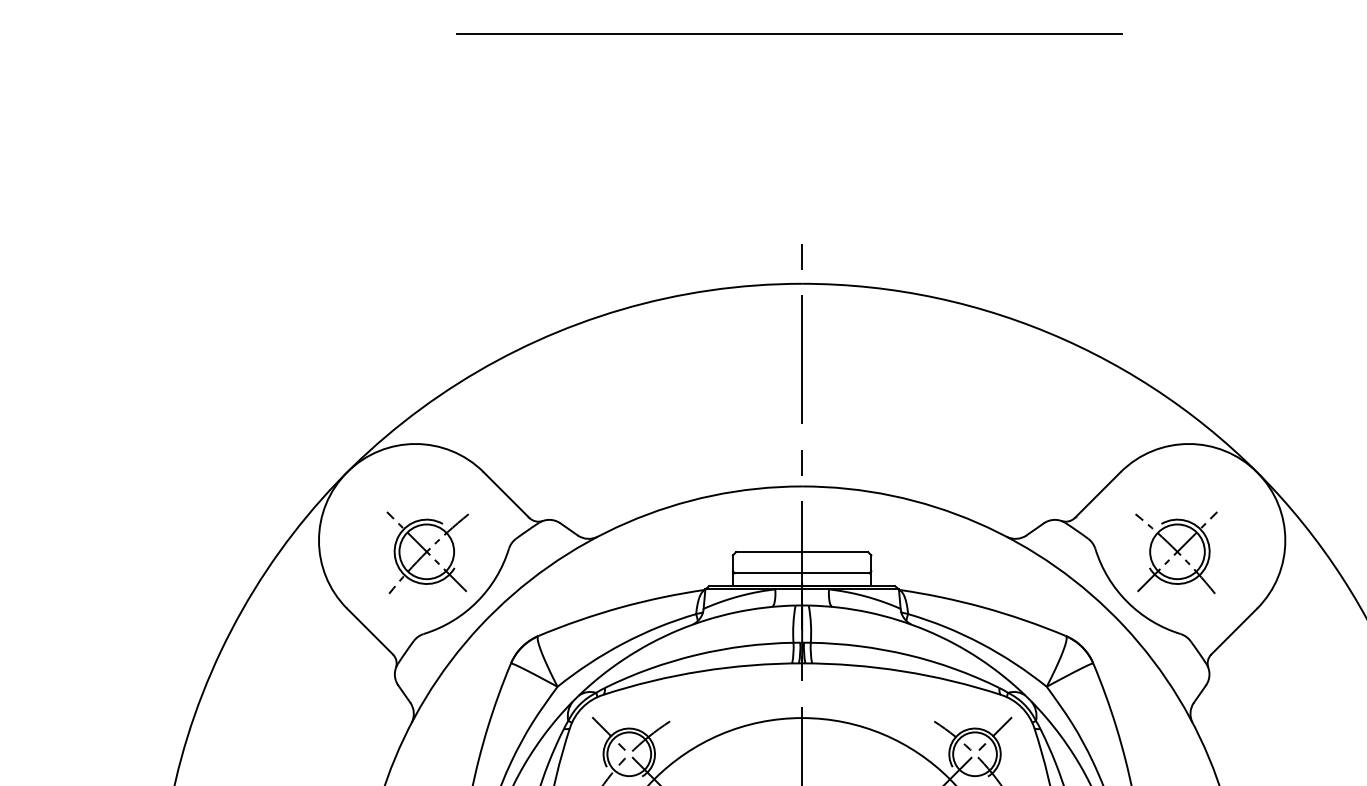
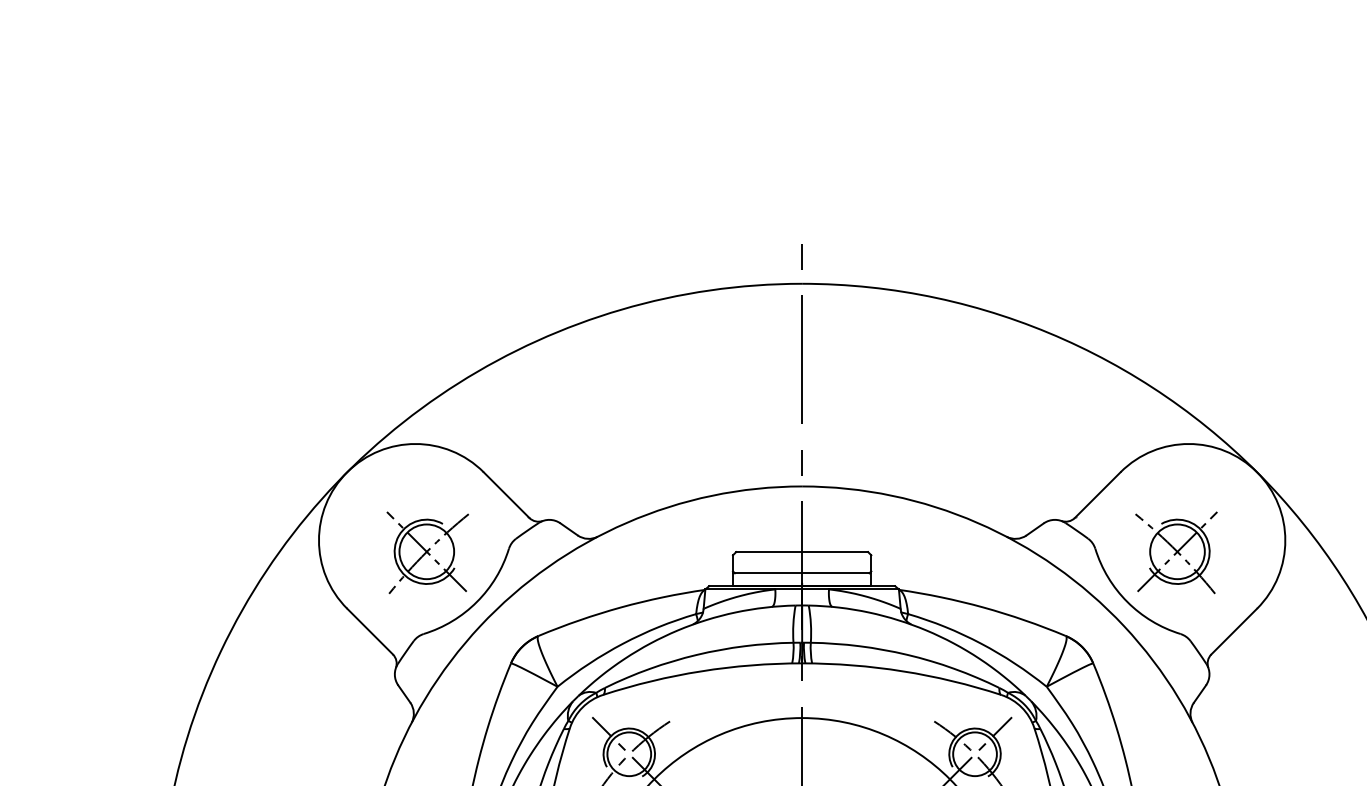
line: present -> none (789, 33)
